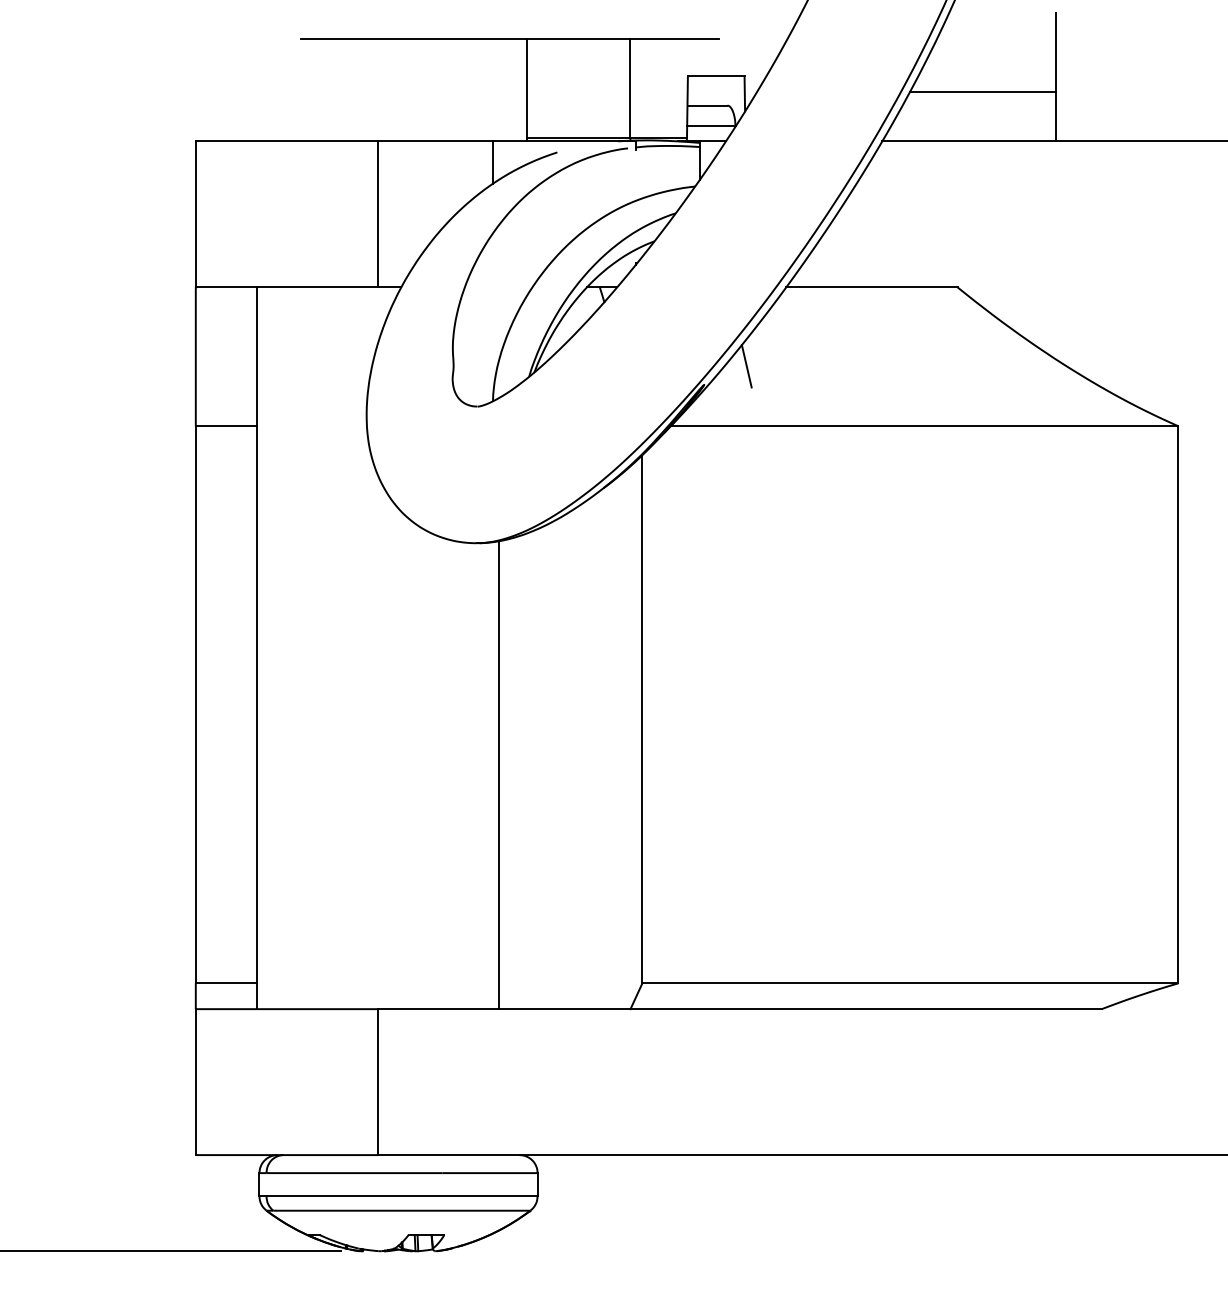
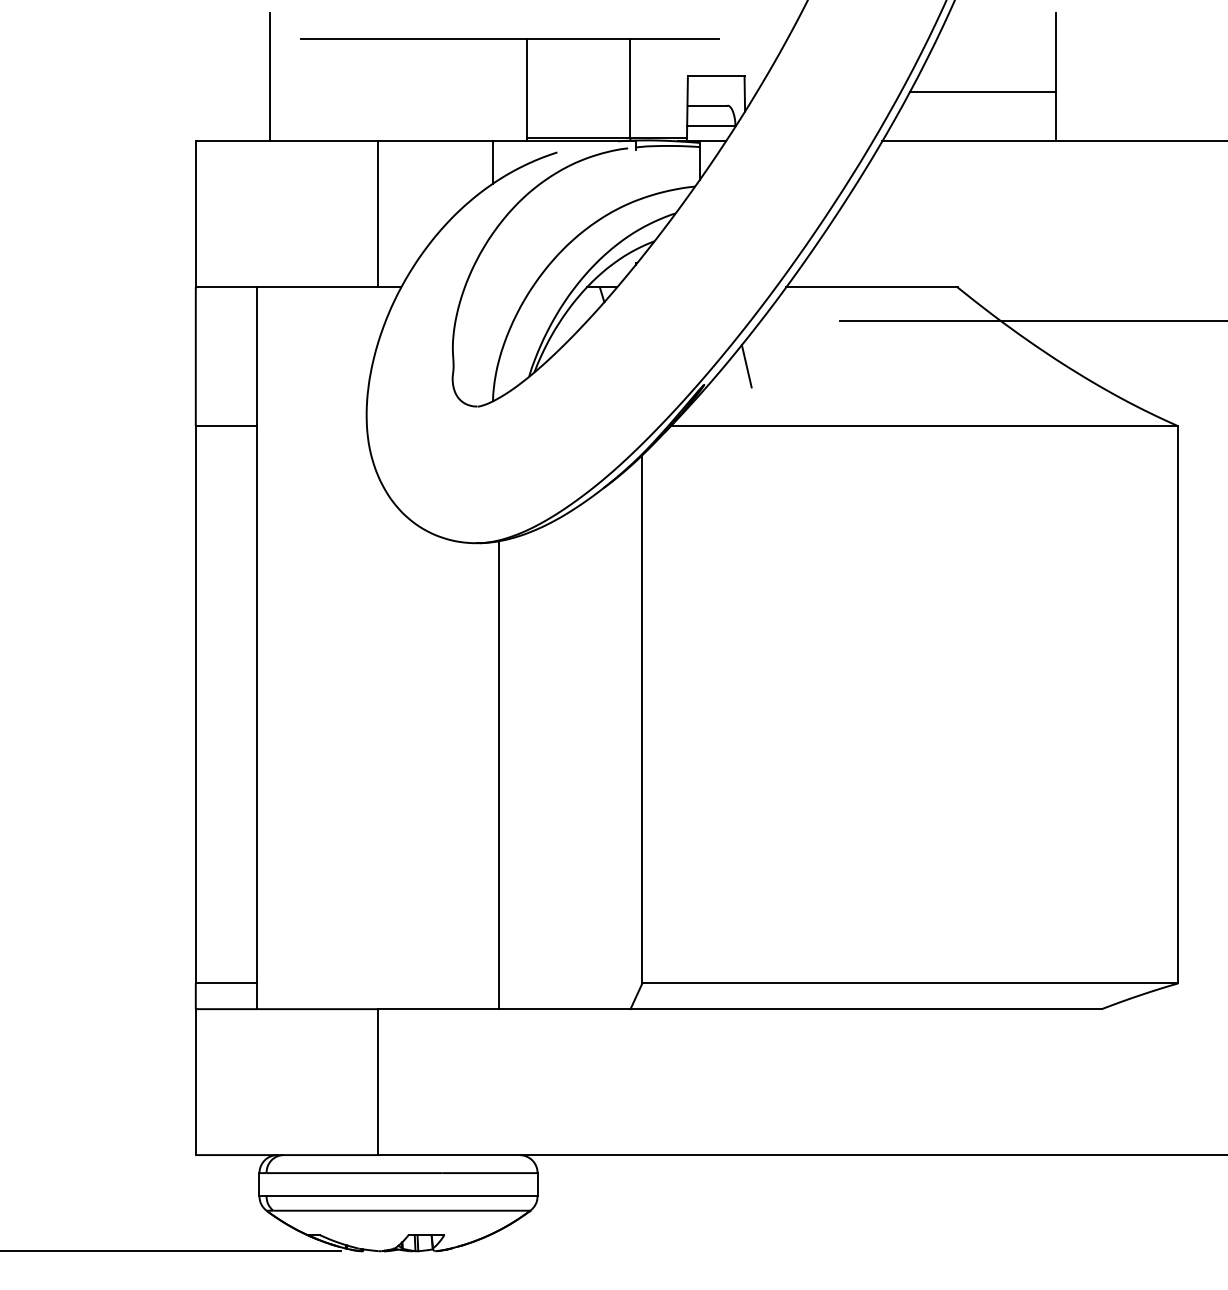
line: none -> present (269, 76)
line: none -> present (1031, 320)
